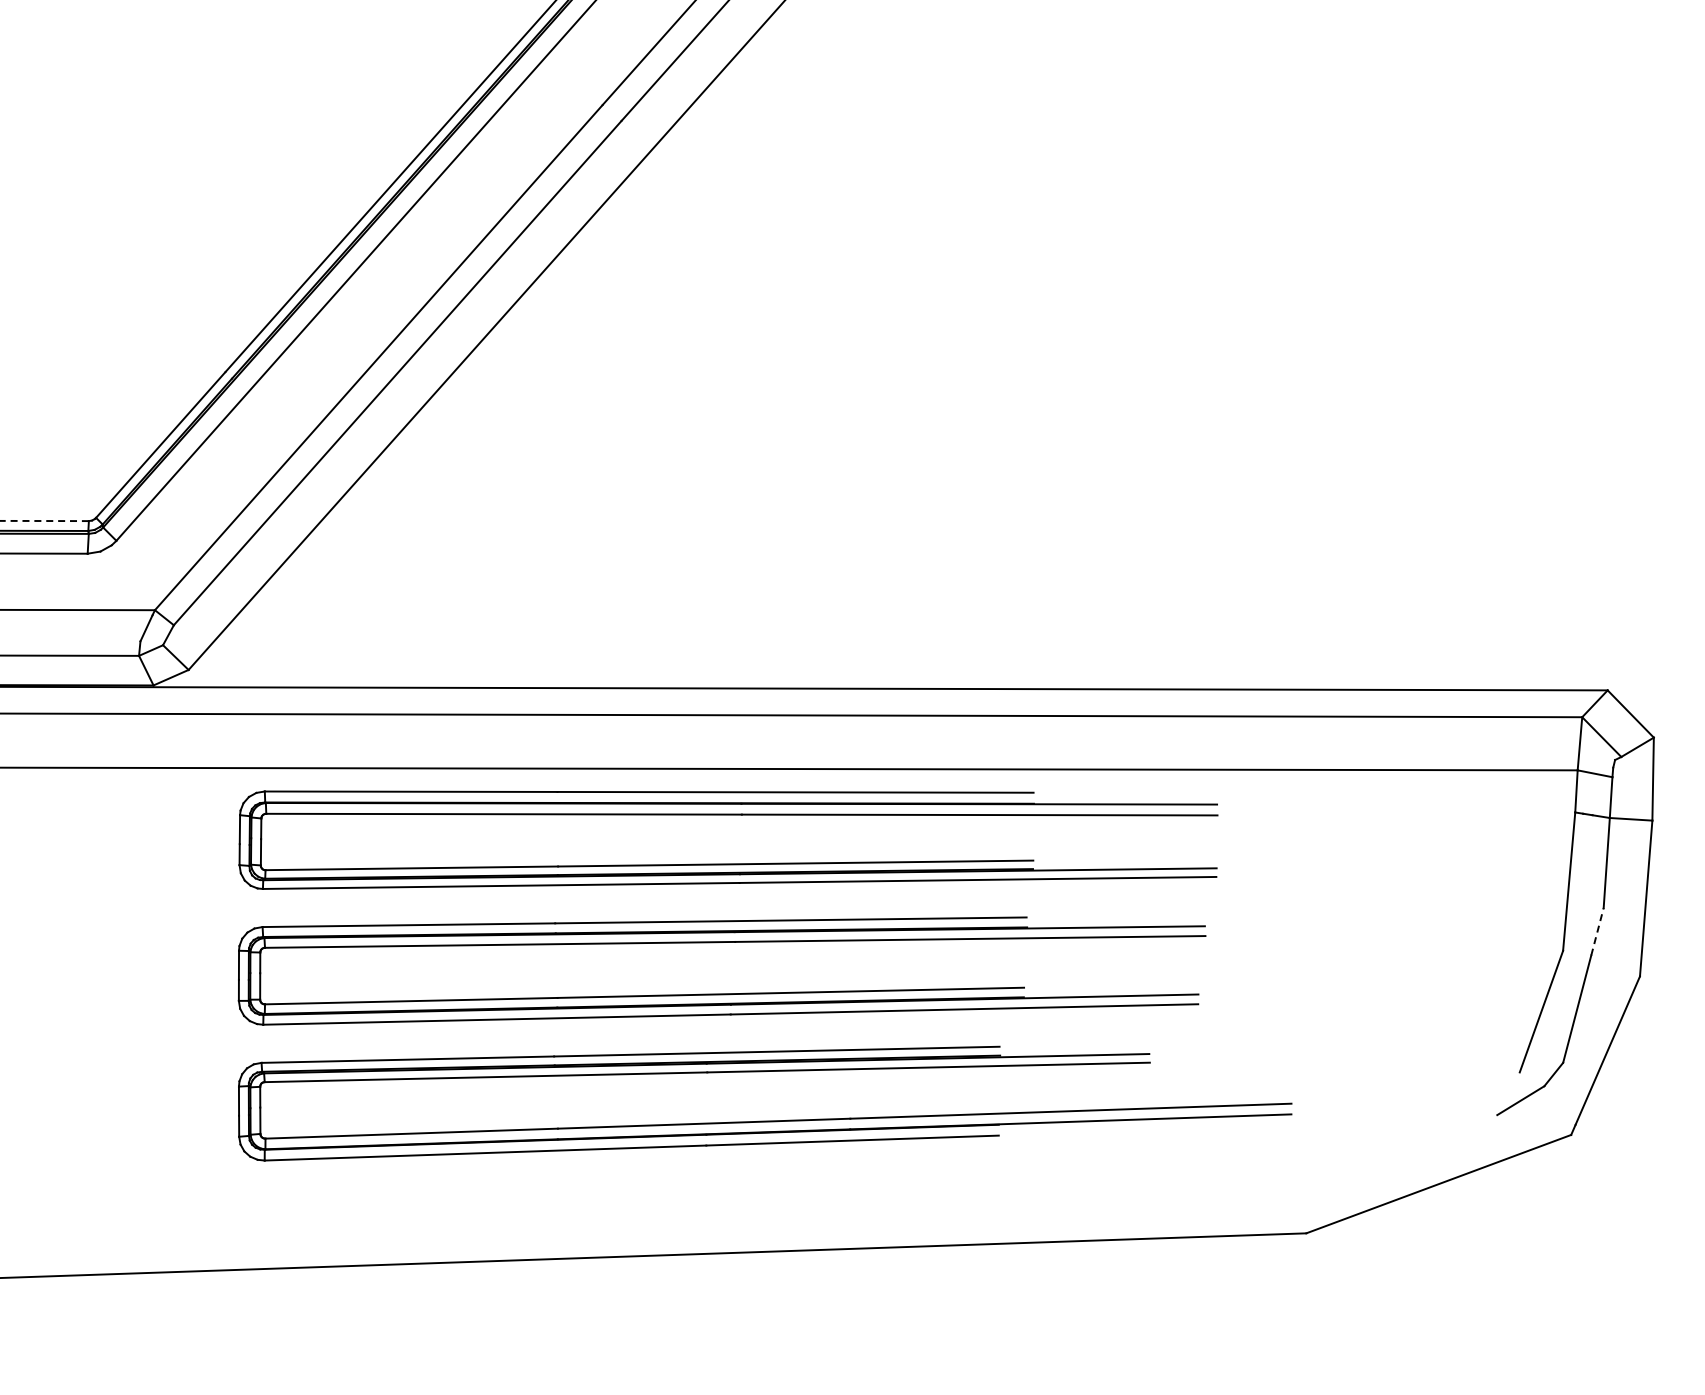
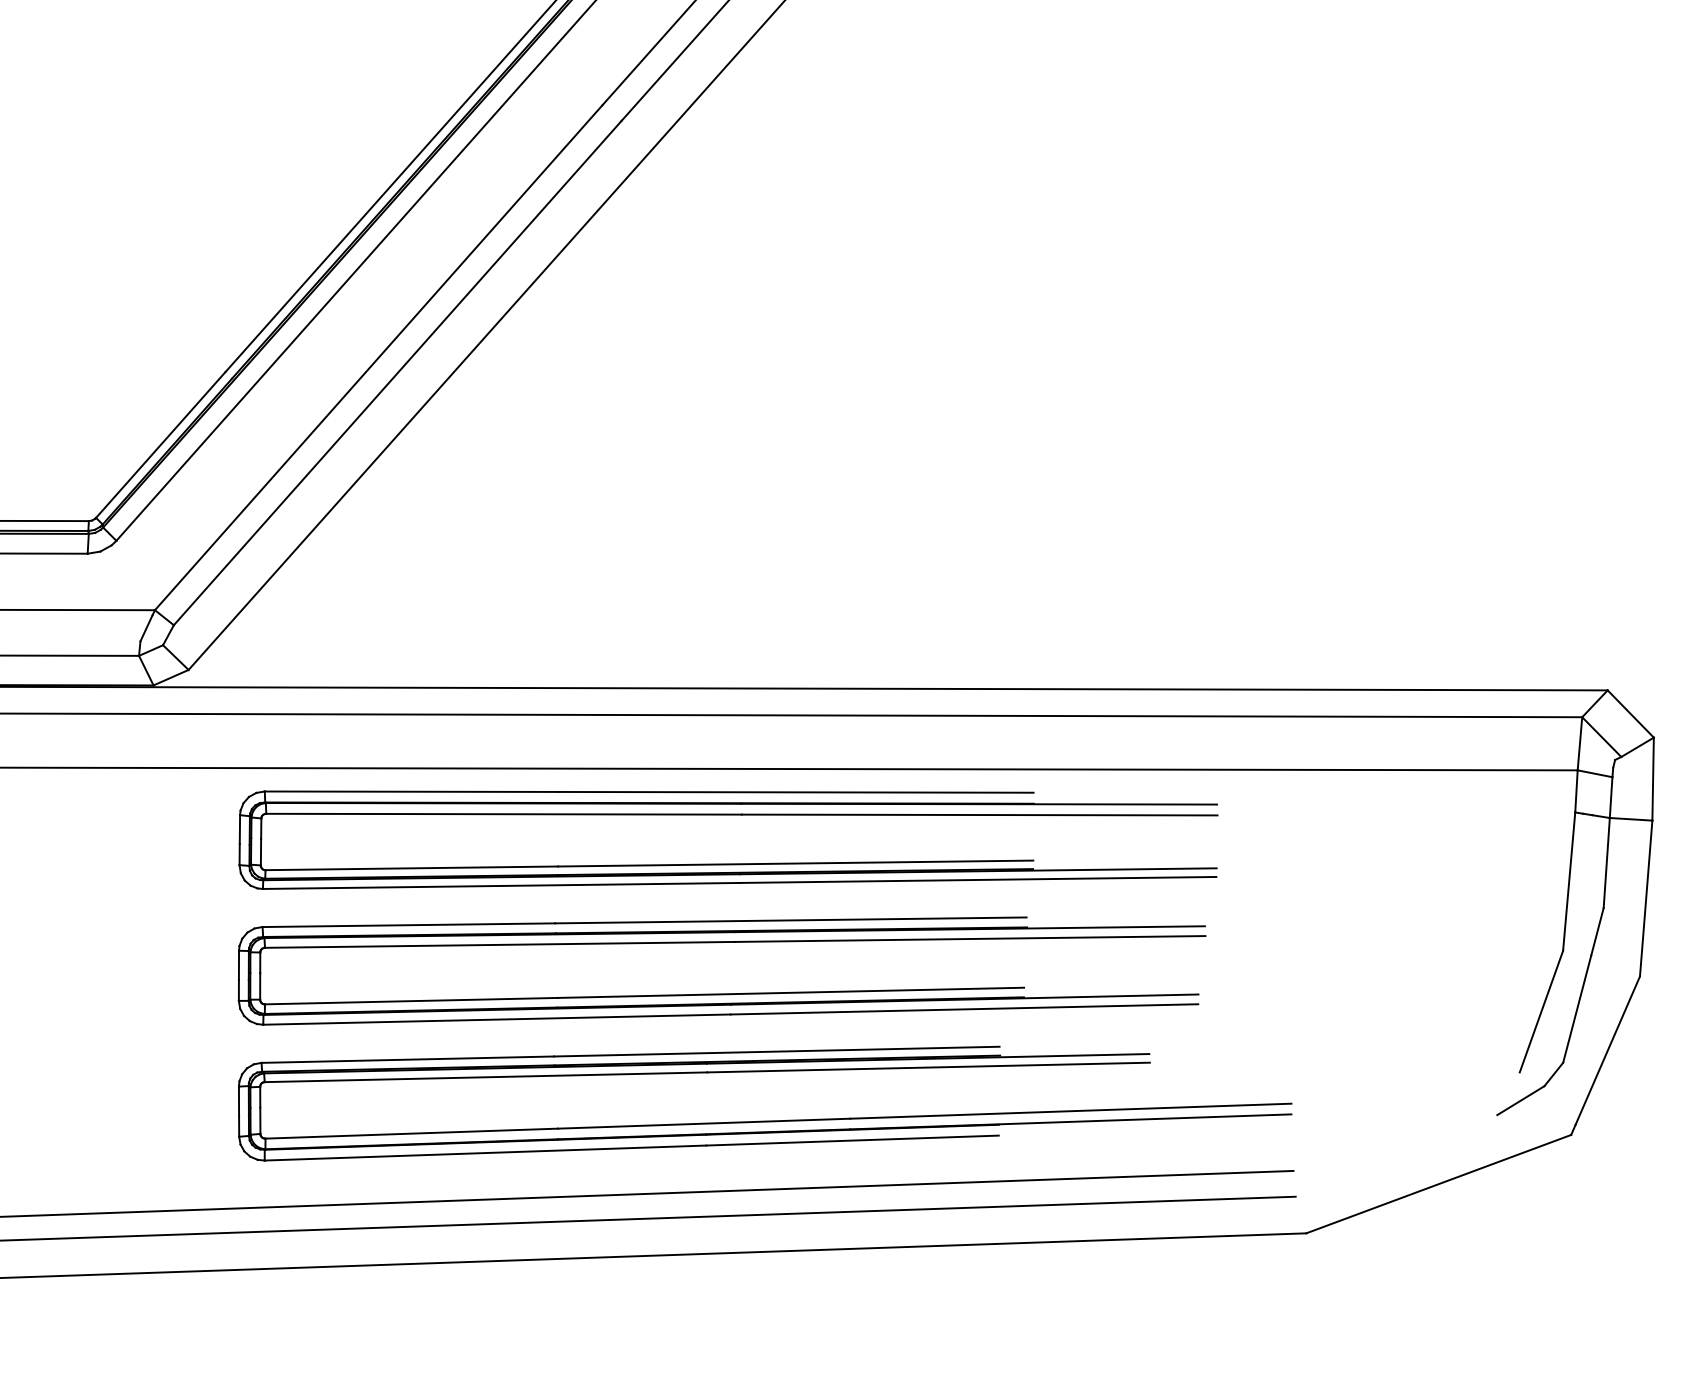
line: dashed -> solid (43, 521)
line: dashed -> solid (1597, 931)
line: none -> present (647, 1193)
line: none -> present (648, 1218)
